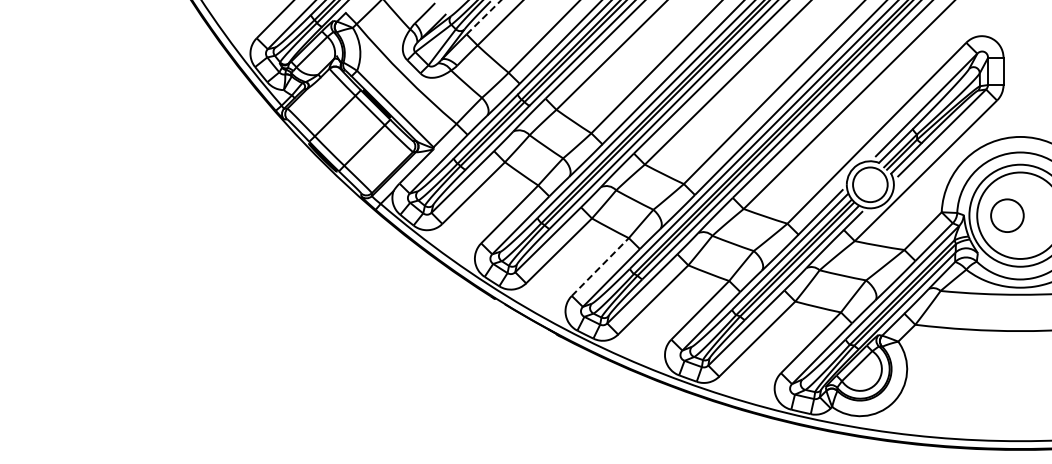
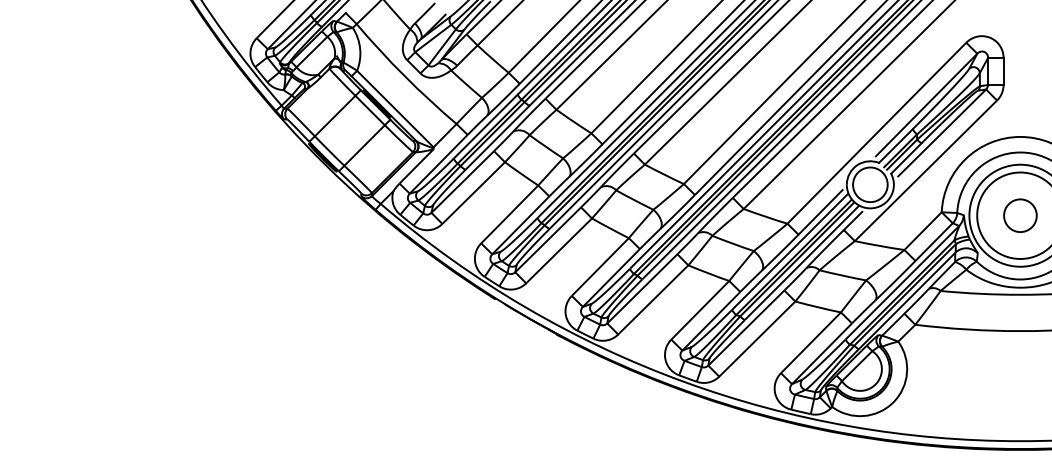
line: dashed -> solid (484, 16)
circle position: (1007, 215) -> (1020, 215) (1020, 215)
line: dashed -> solid (599, 267)
